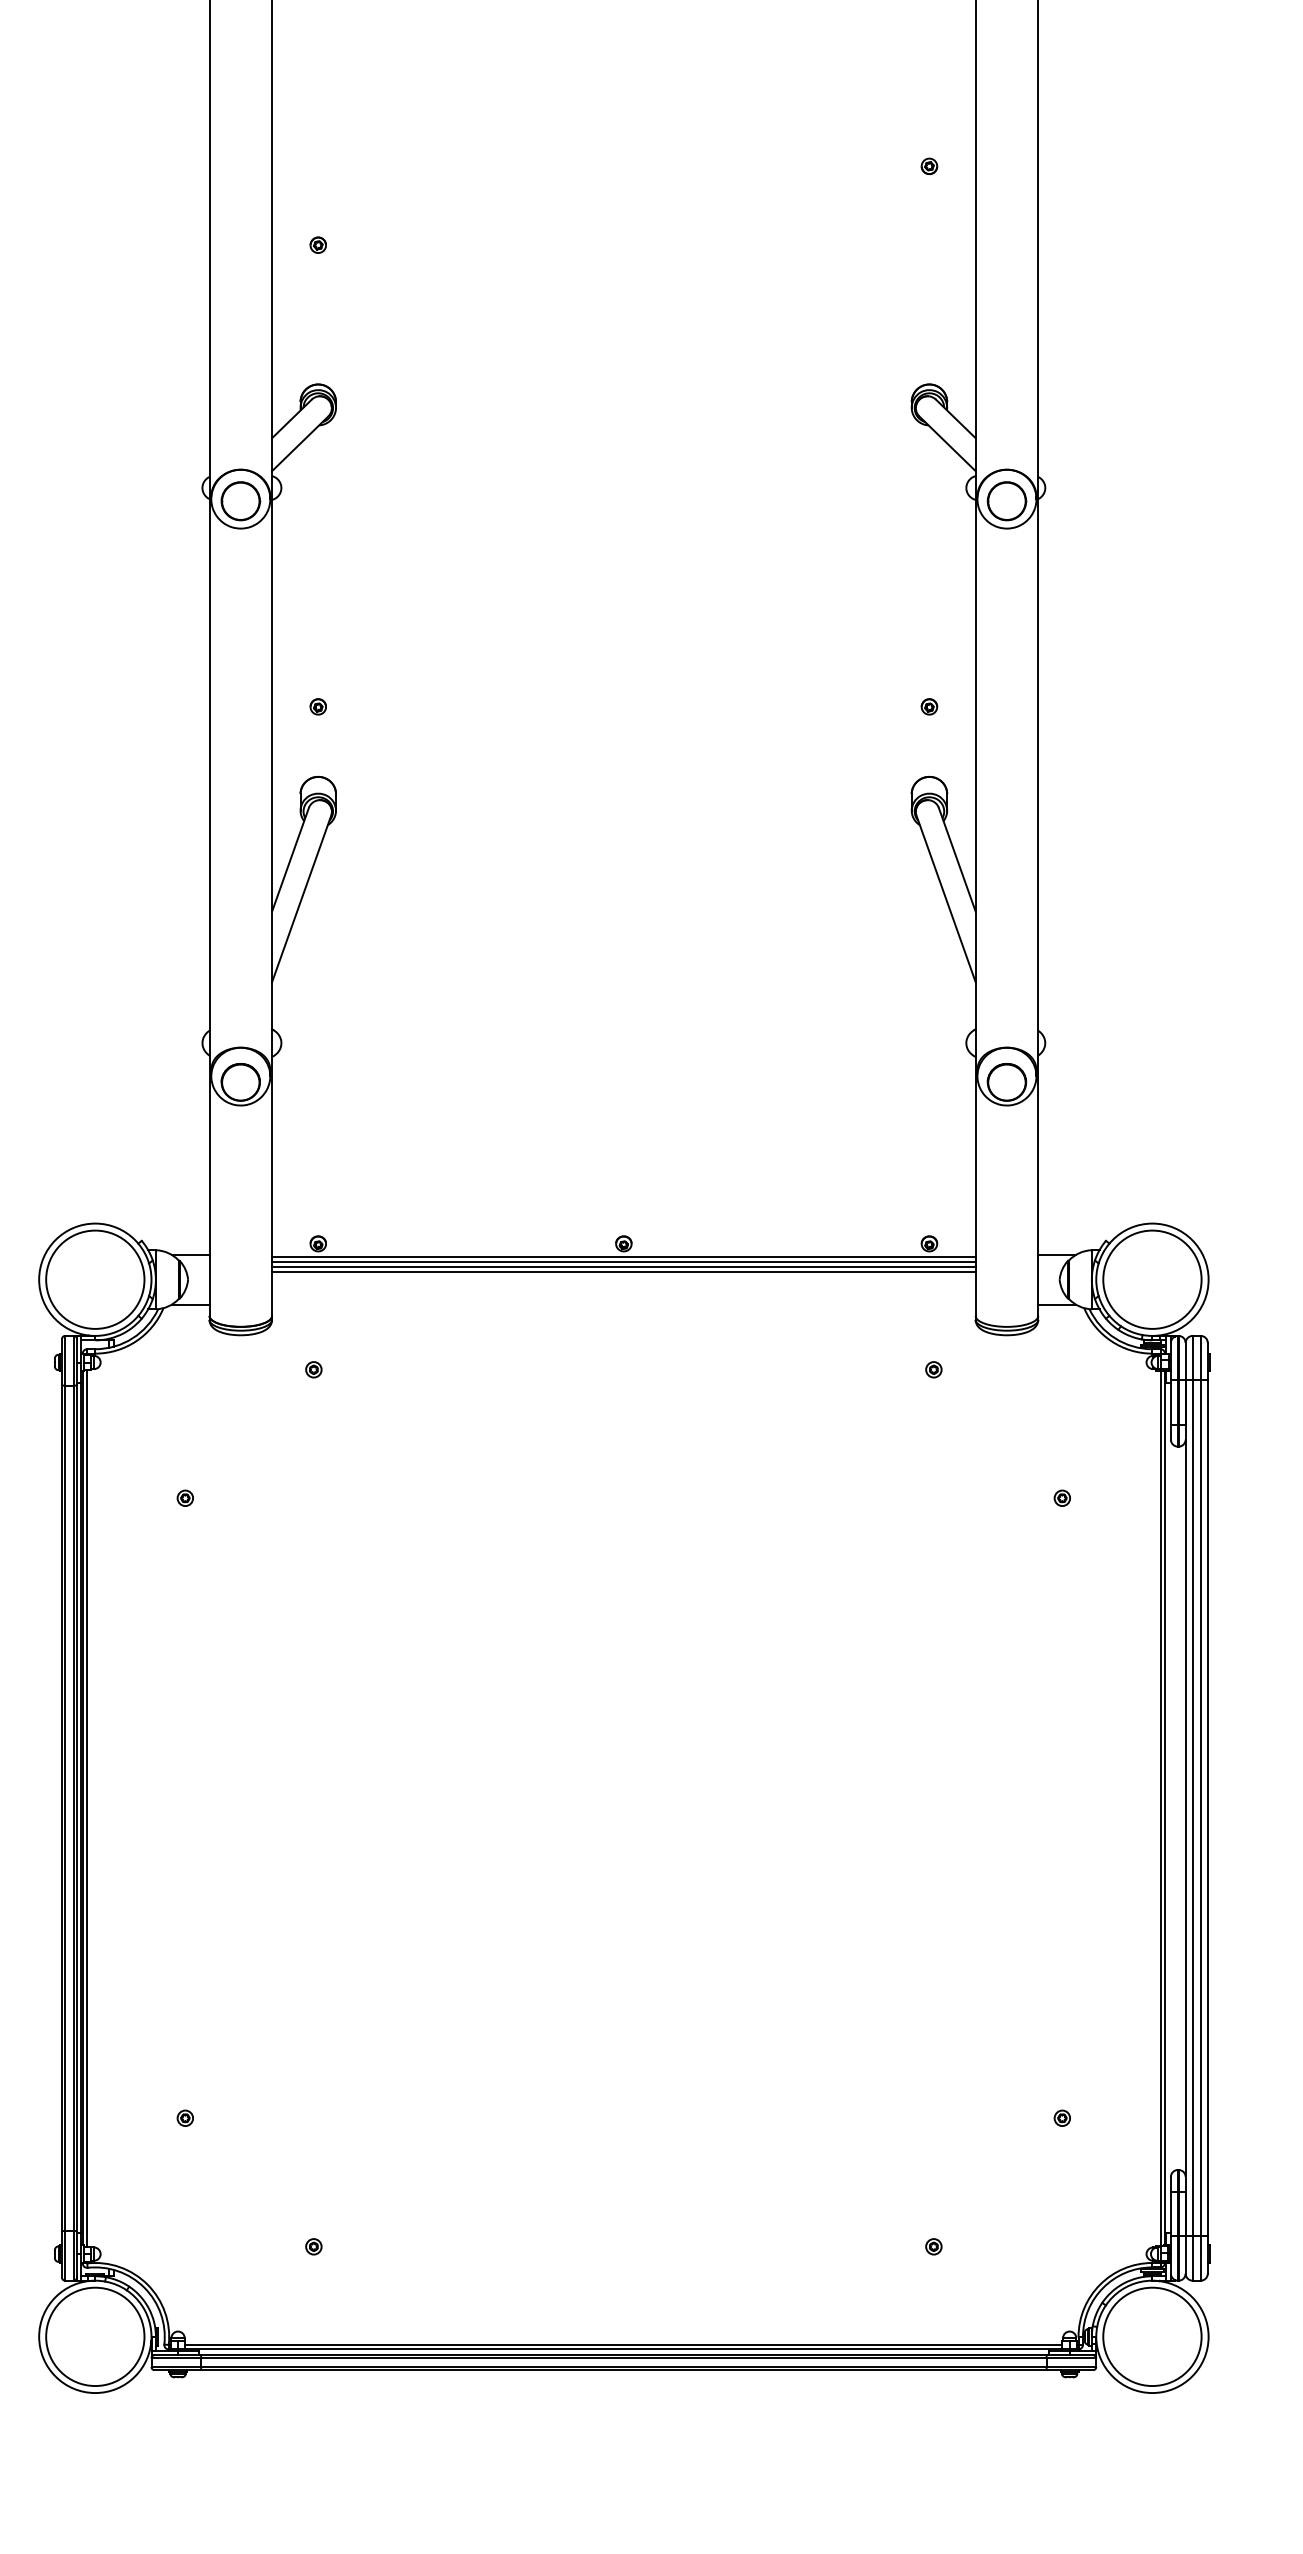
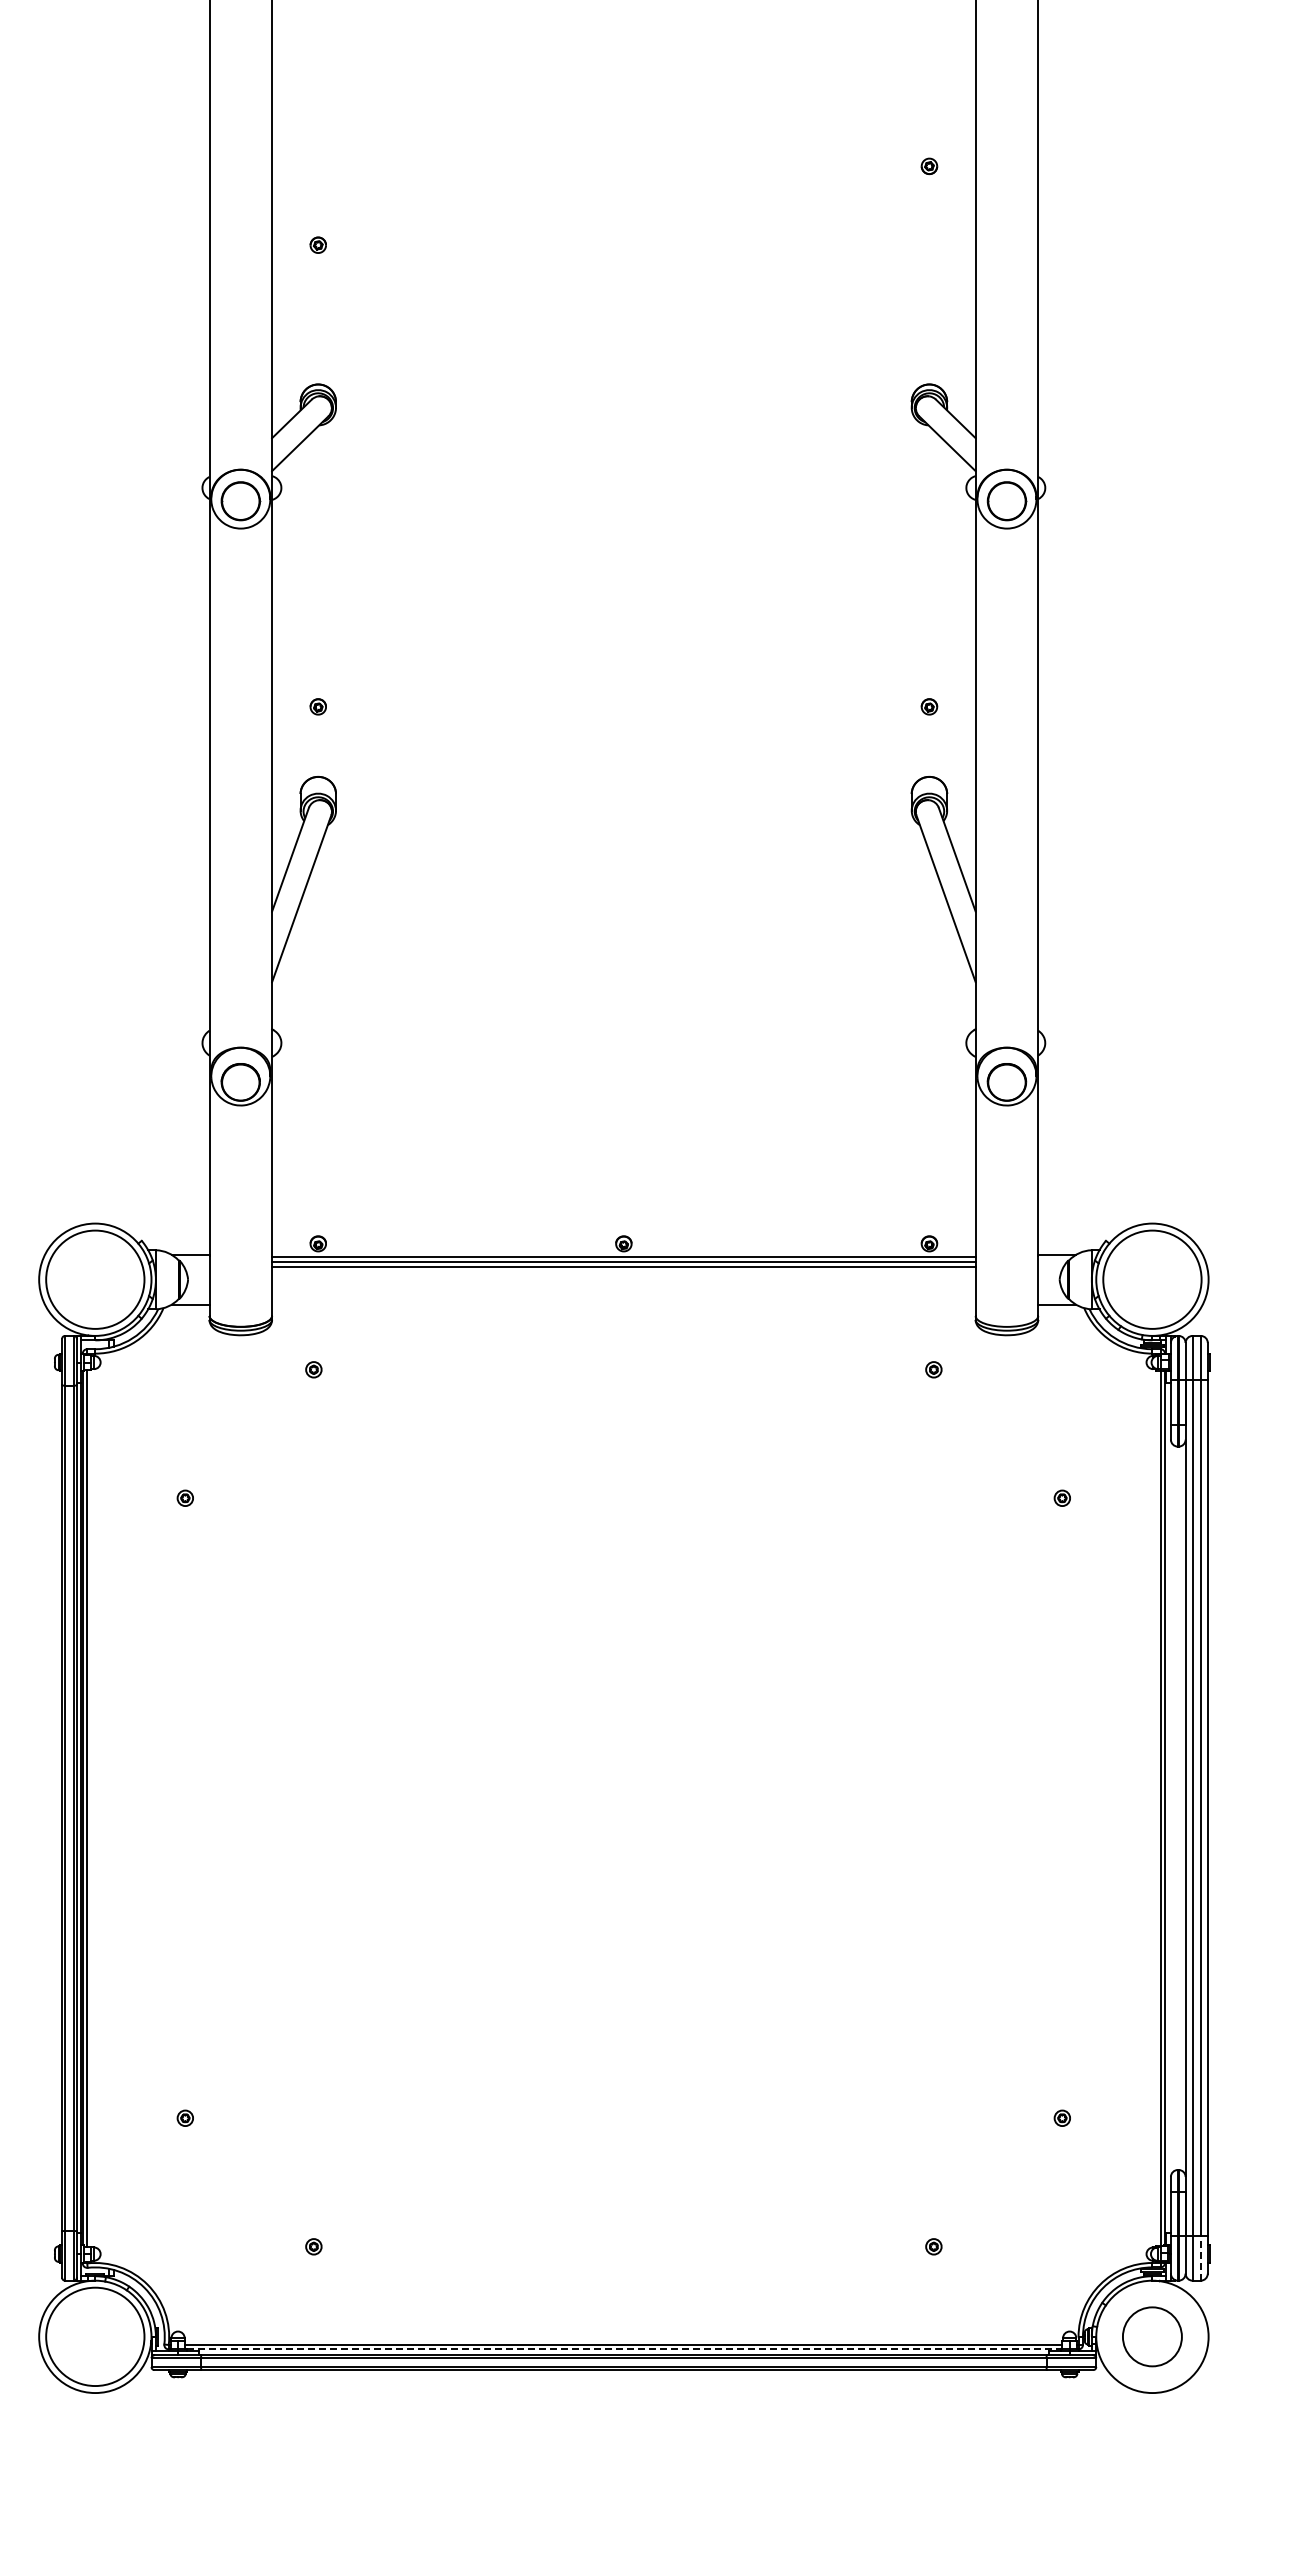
line: present -> none (623, 1271)
line: solid -> dashed (1200, 2258)
circle diameter: 98 px -> 59 px (1151, 2336)
line: solid -> dashed (623, 2349)
